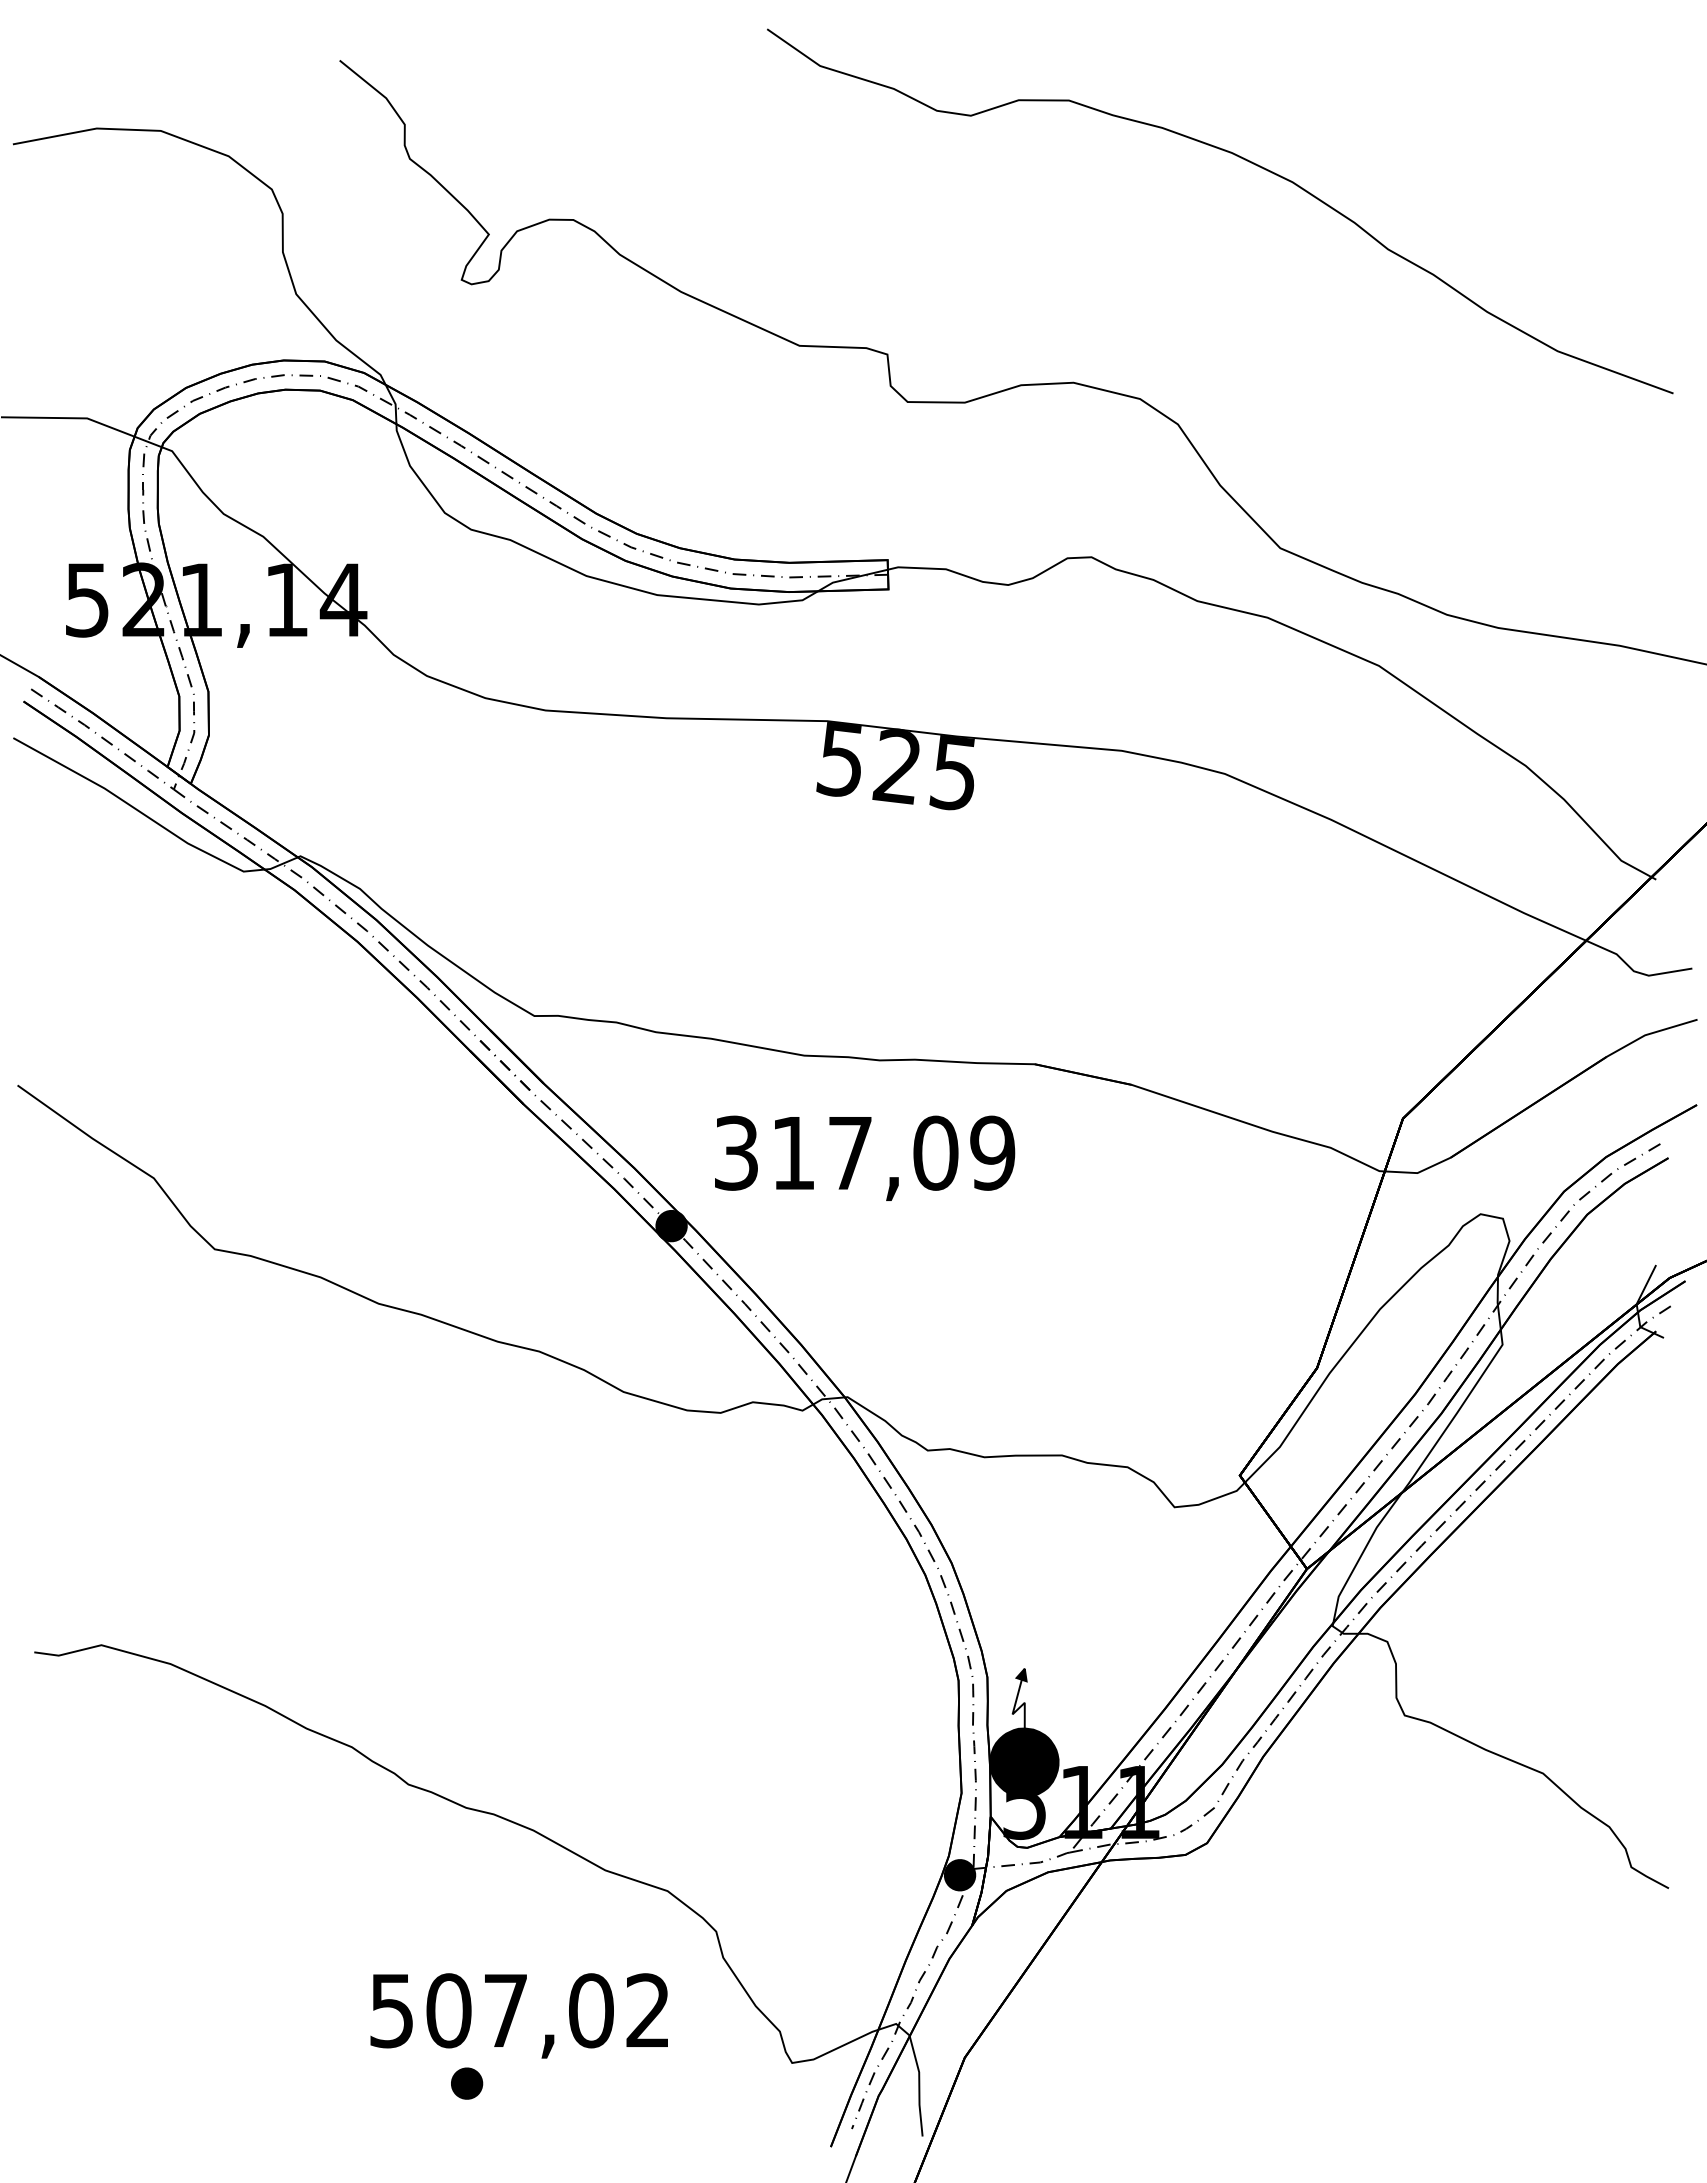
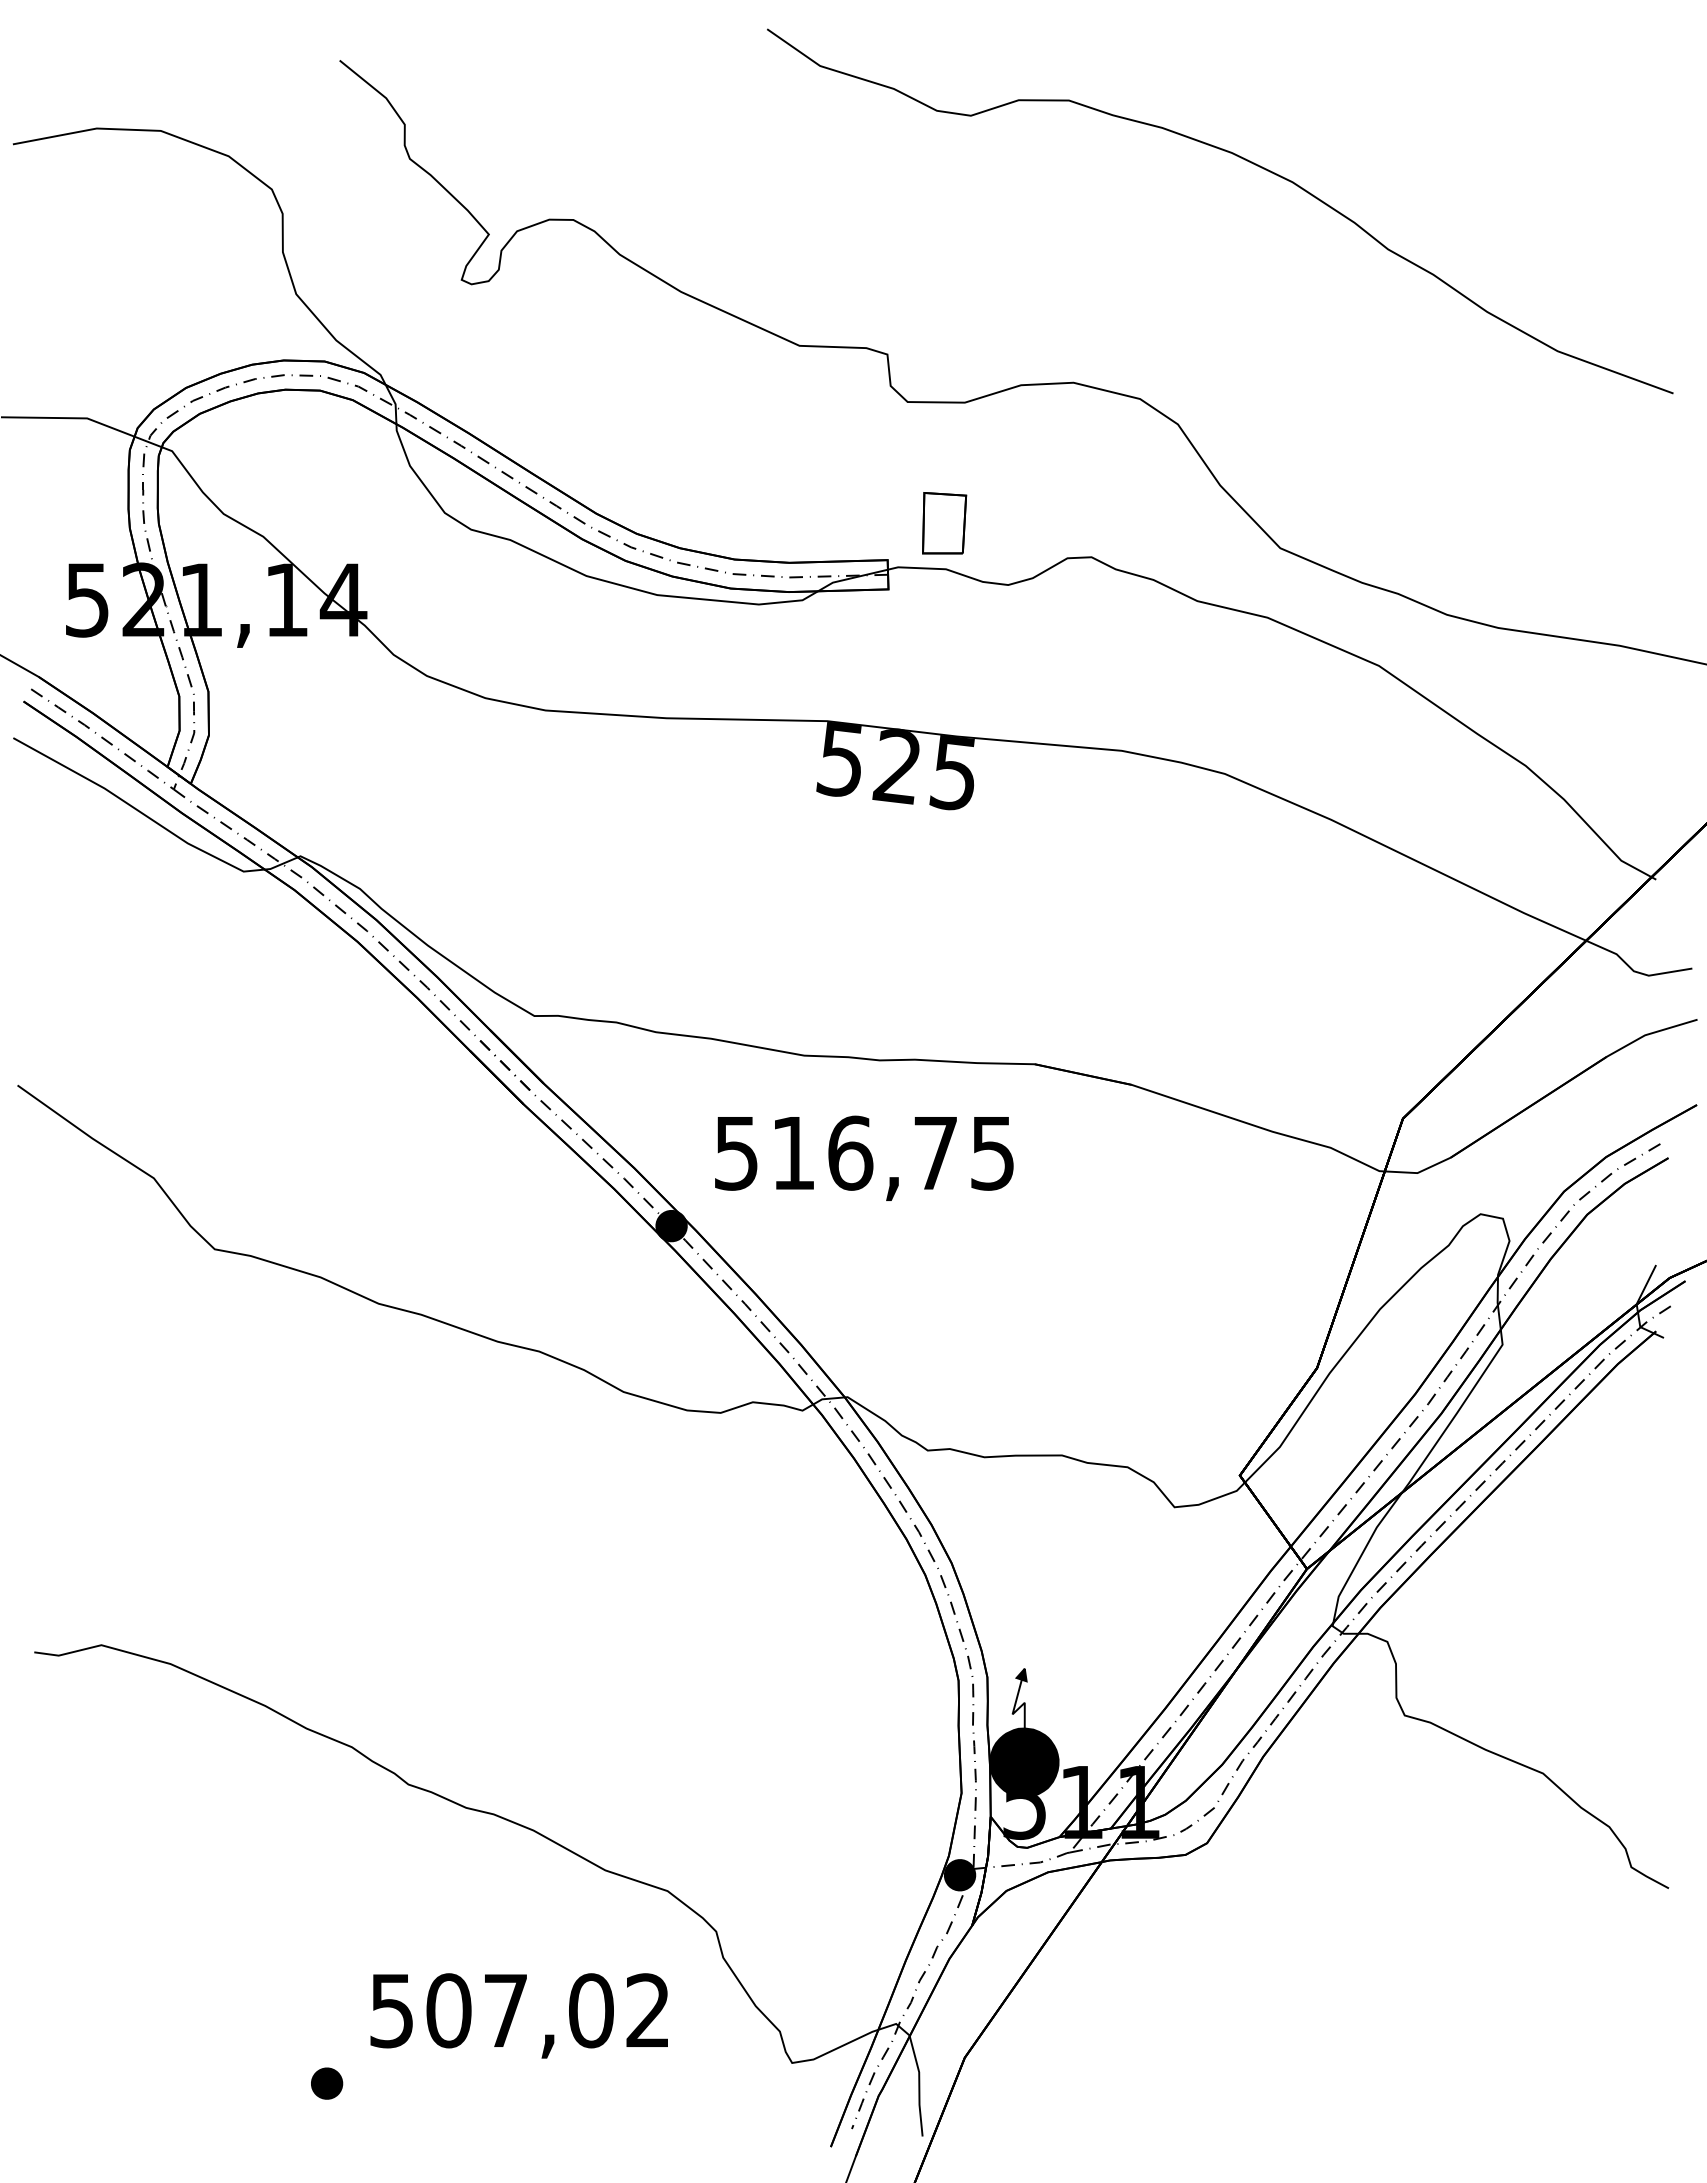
part: none -> present (944, 523)
text: 317,09 -> 516,75 (865, 1152)
part position: (467, 2083) -> (327, 2083) (327, 2083)
